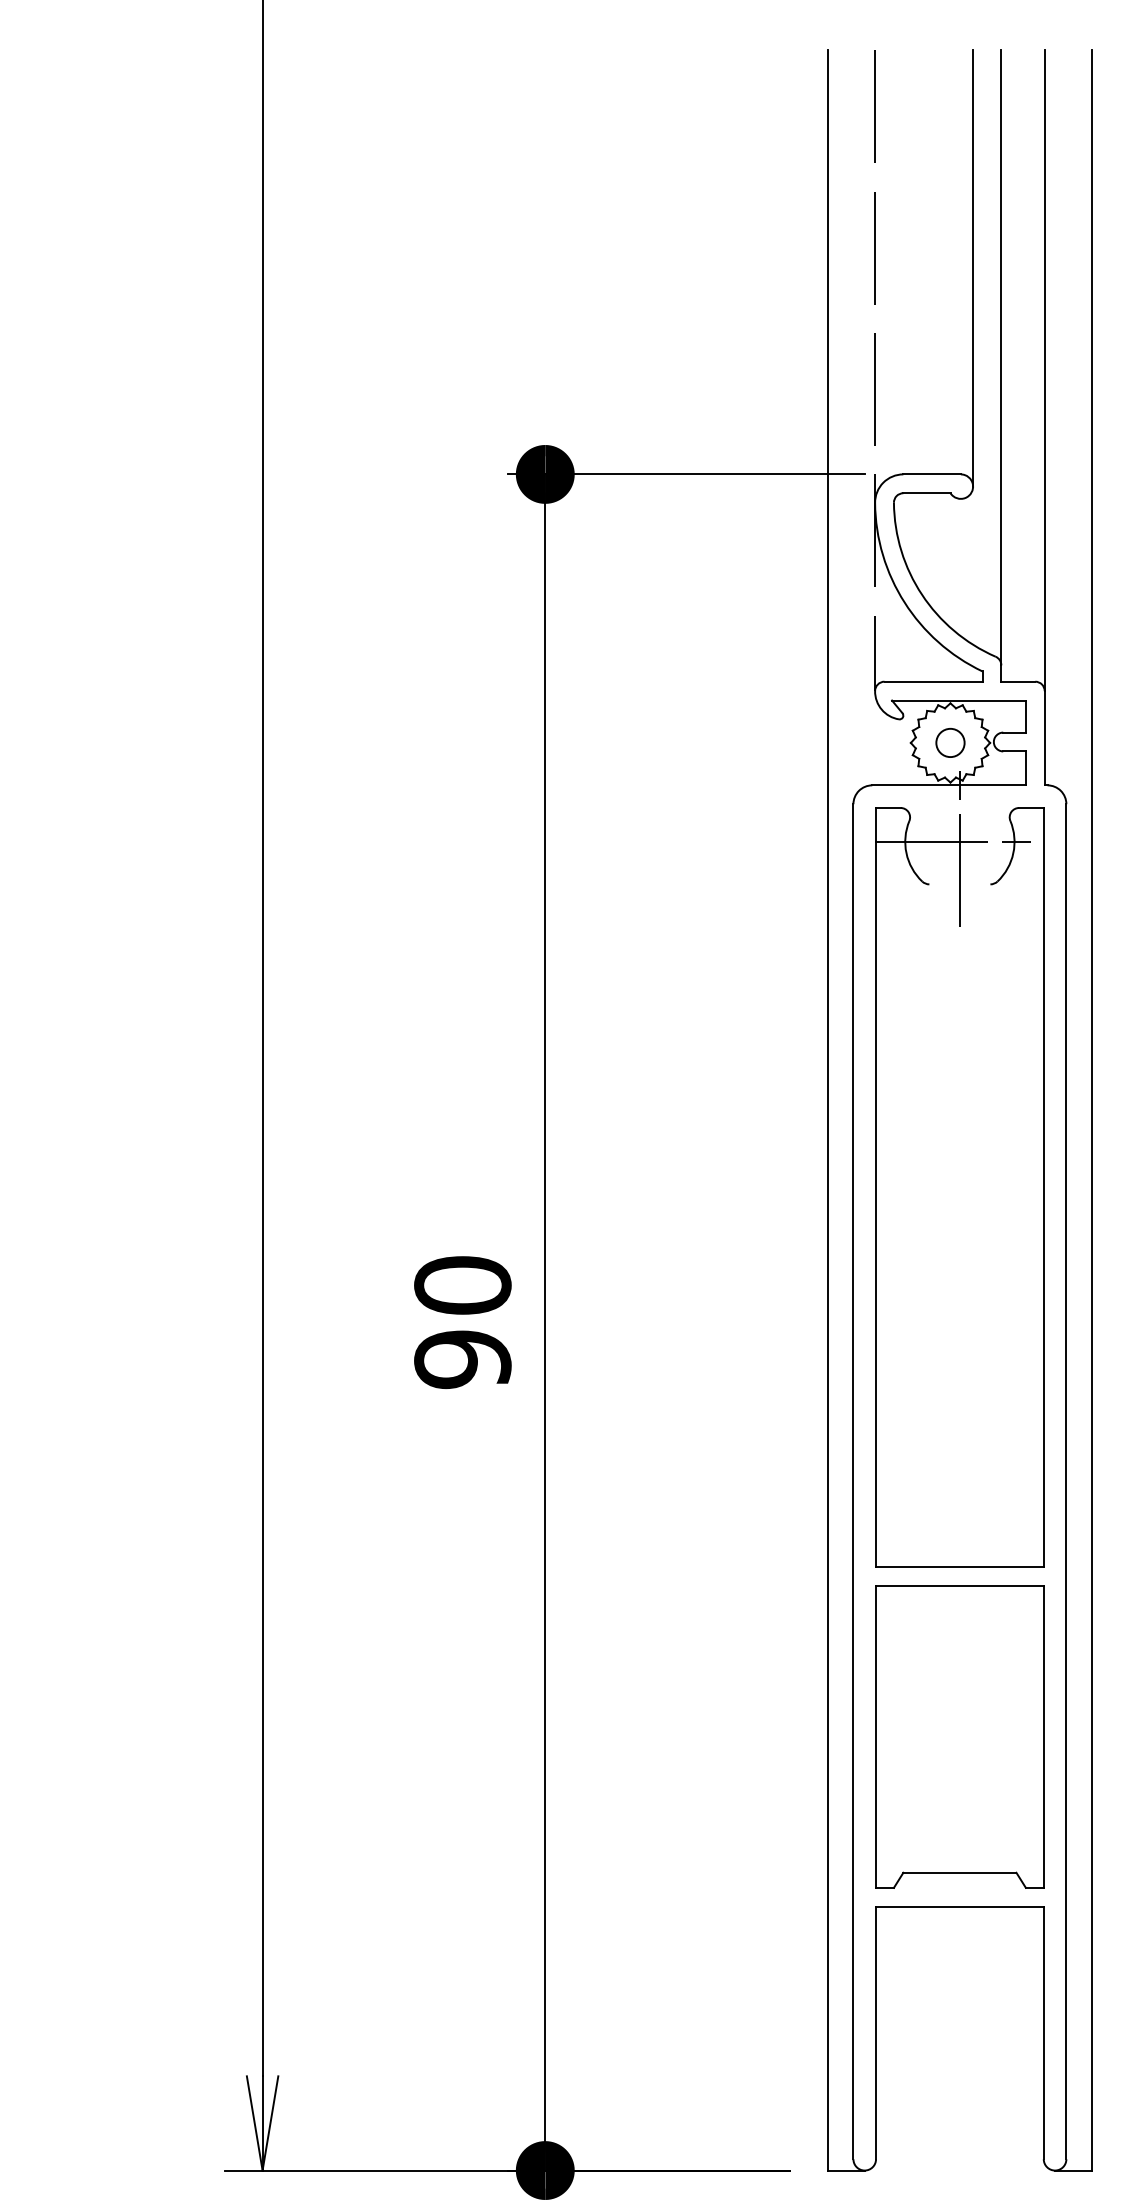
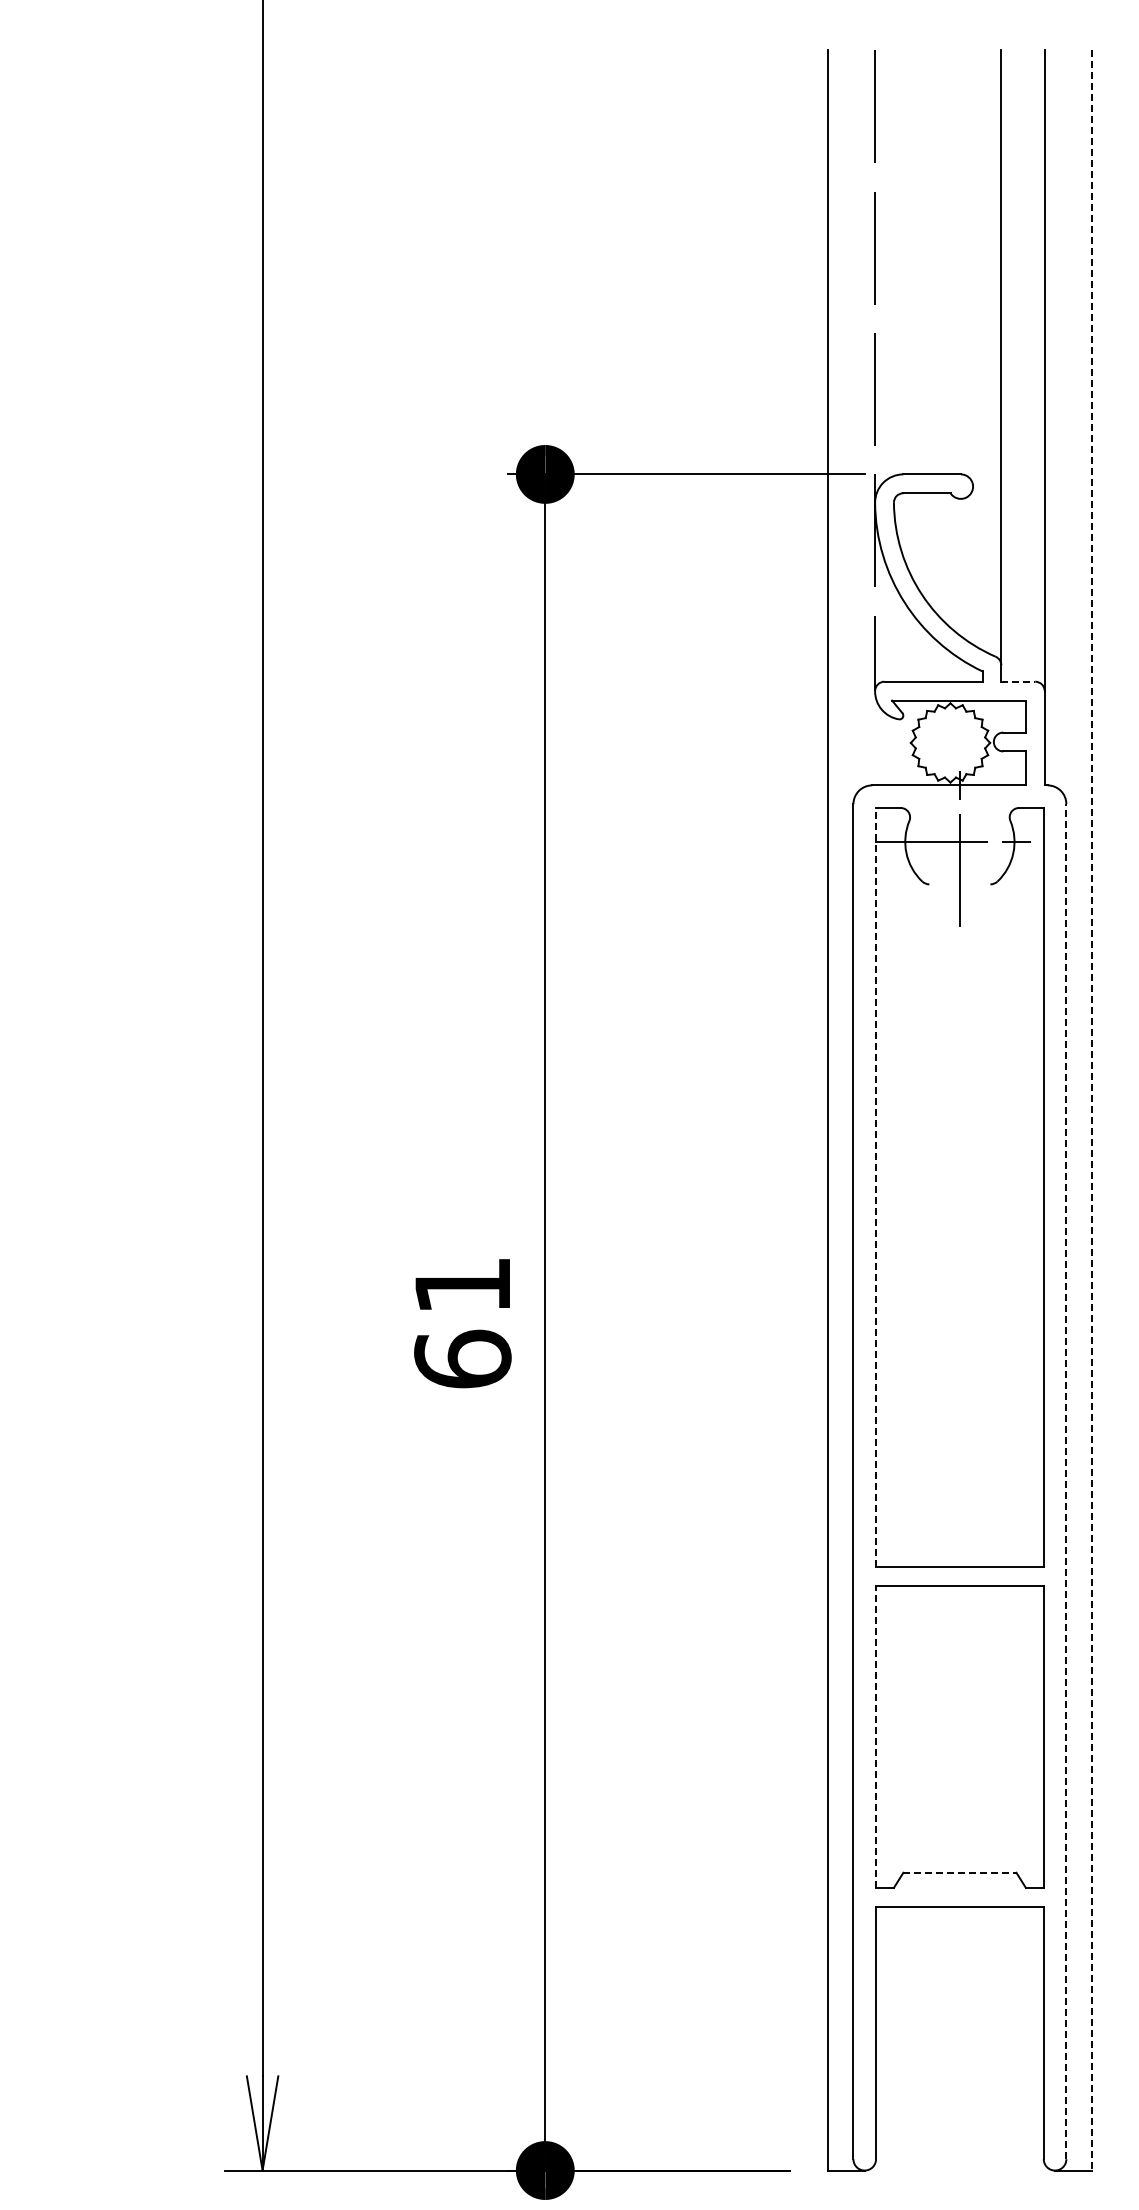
line: present -> none (973, 268)
line: solid -> dashed (1018, 681)
circle: present -> none (950, 742)
line: solid -> dashed (1091, 1110)
line: solid -> dashed (876, 1187)
text: 90 -> 61 (462, 1322)
line: solid -> dashed (1066, 1481)
line: solid -> dashed (876, 1737)
line: solid -> dashed (959, 1872)
